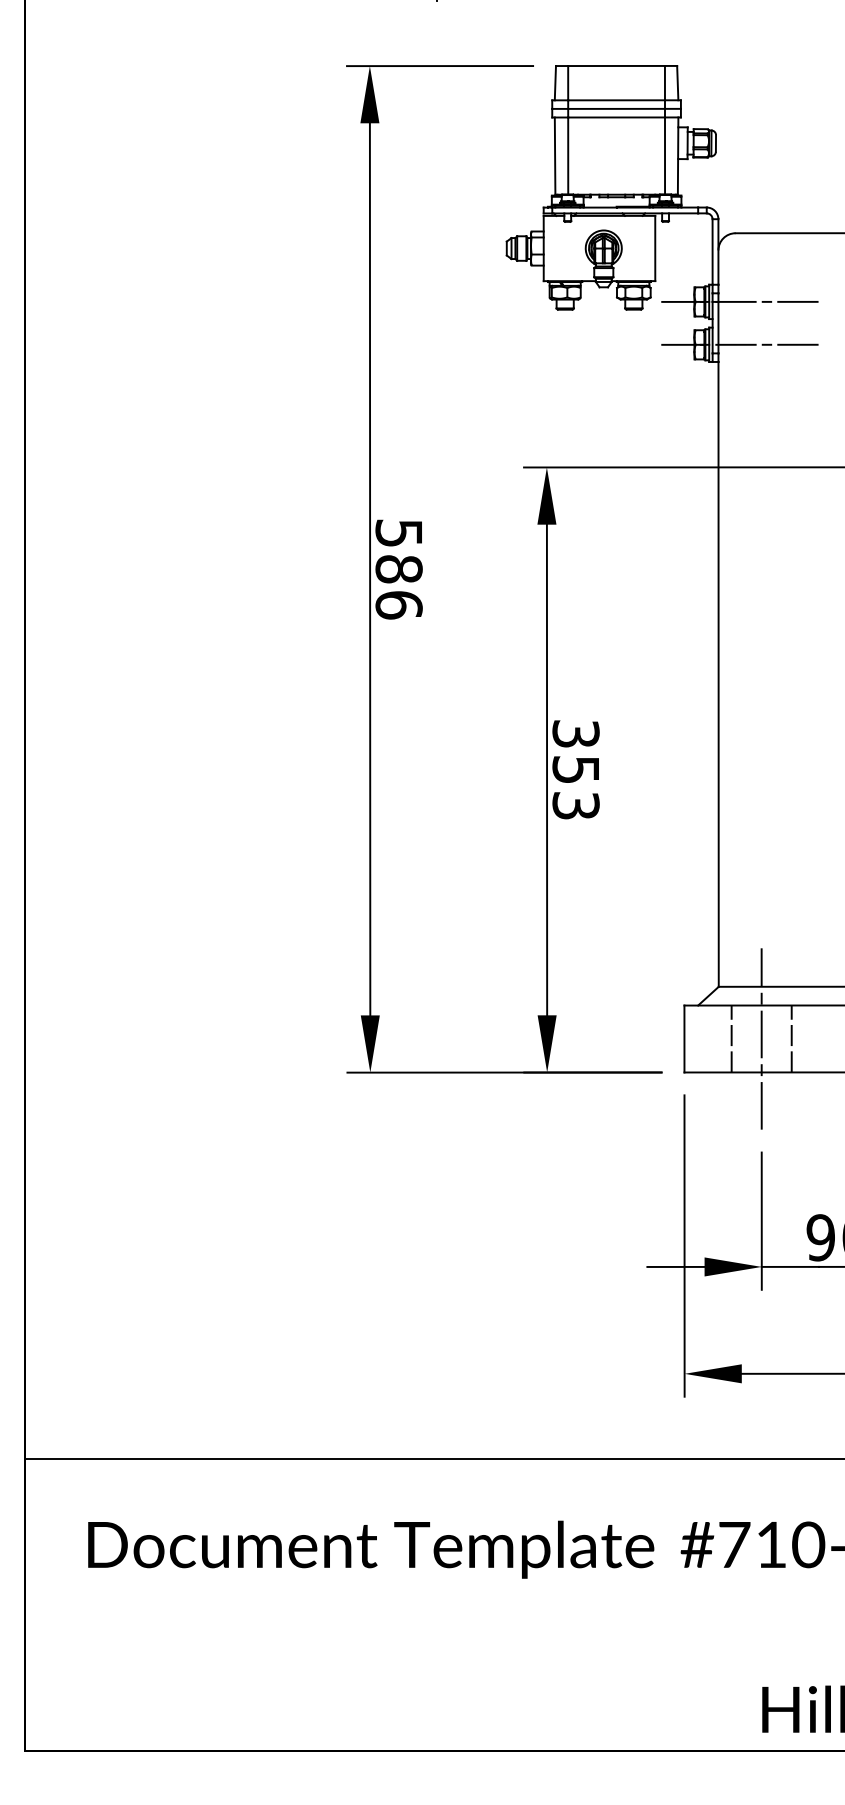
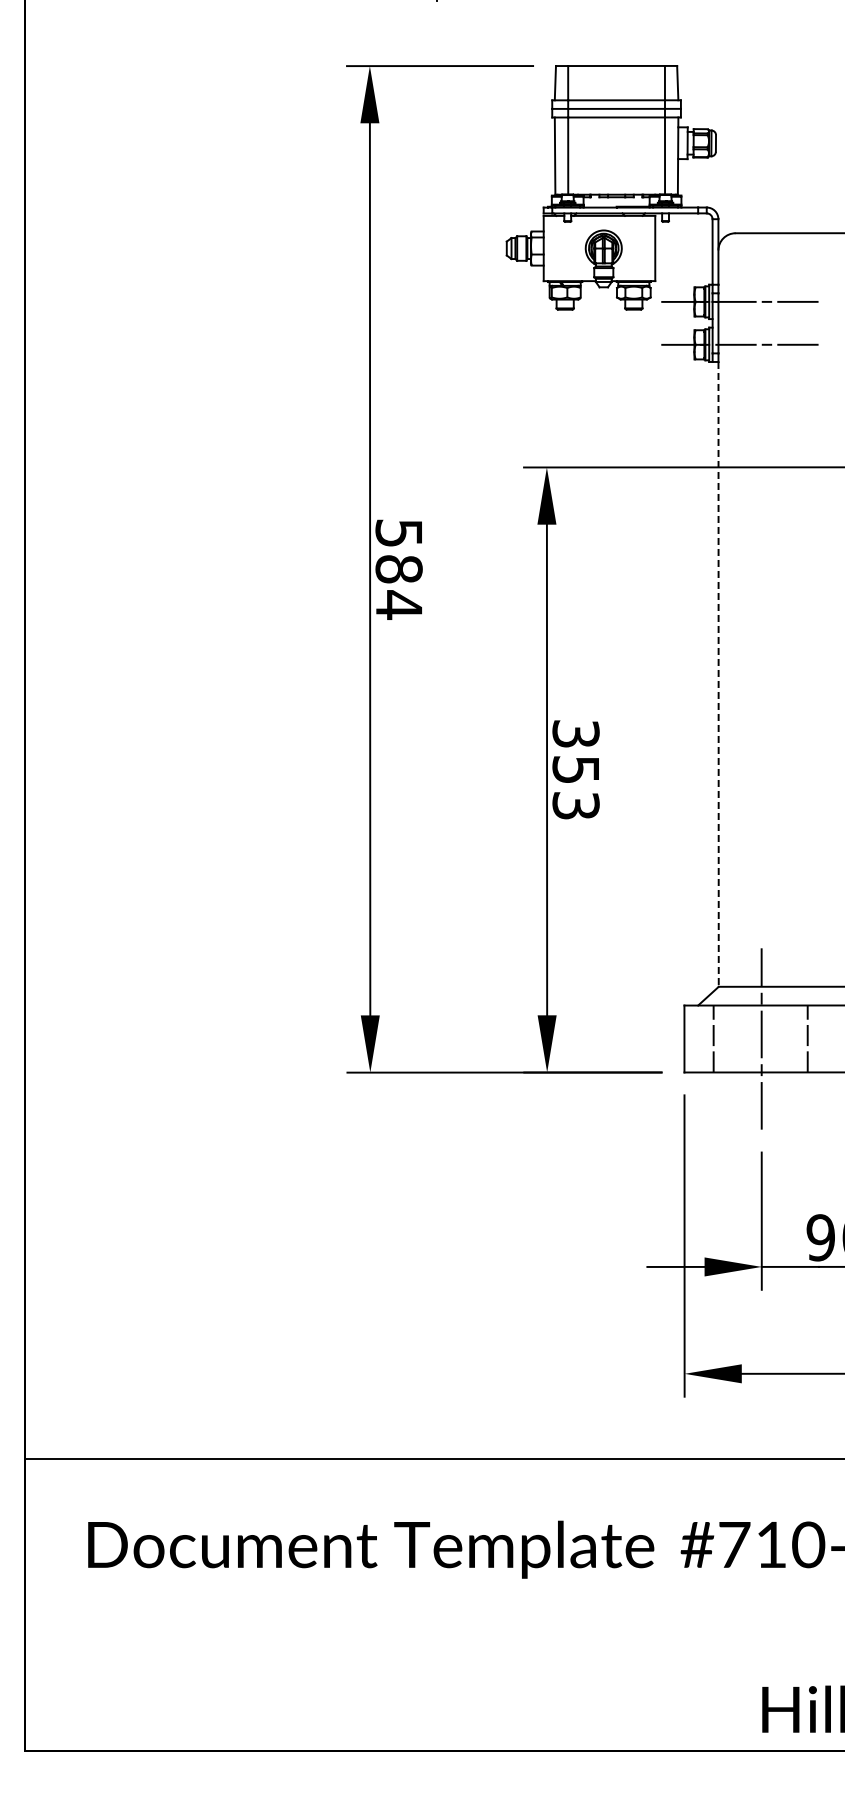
text: 586 -> 584 (398, 604)
line: solid -> dashed (718, 674)
line position: (731, 1038) -> (713, 1038) (713, 1038)
line position: (791, 1038) -> (807, 1038) (807, 1038)
